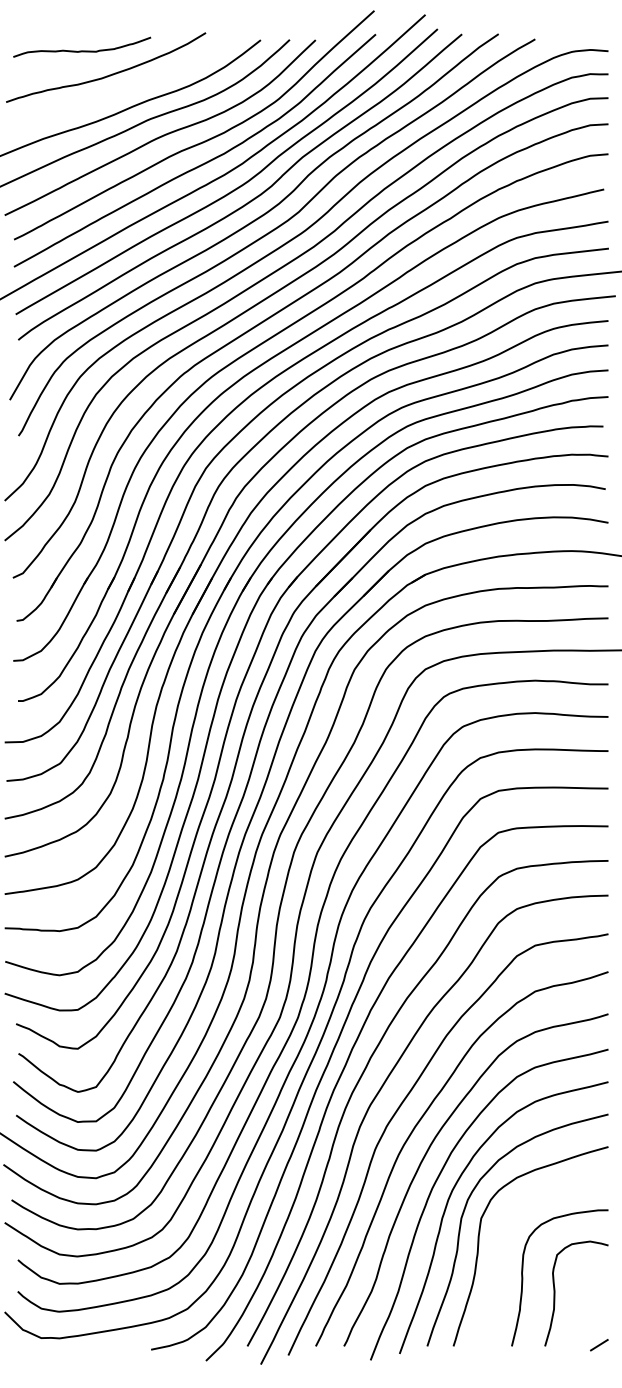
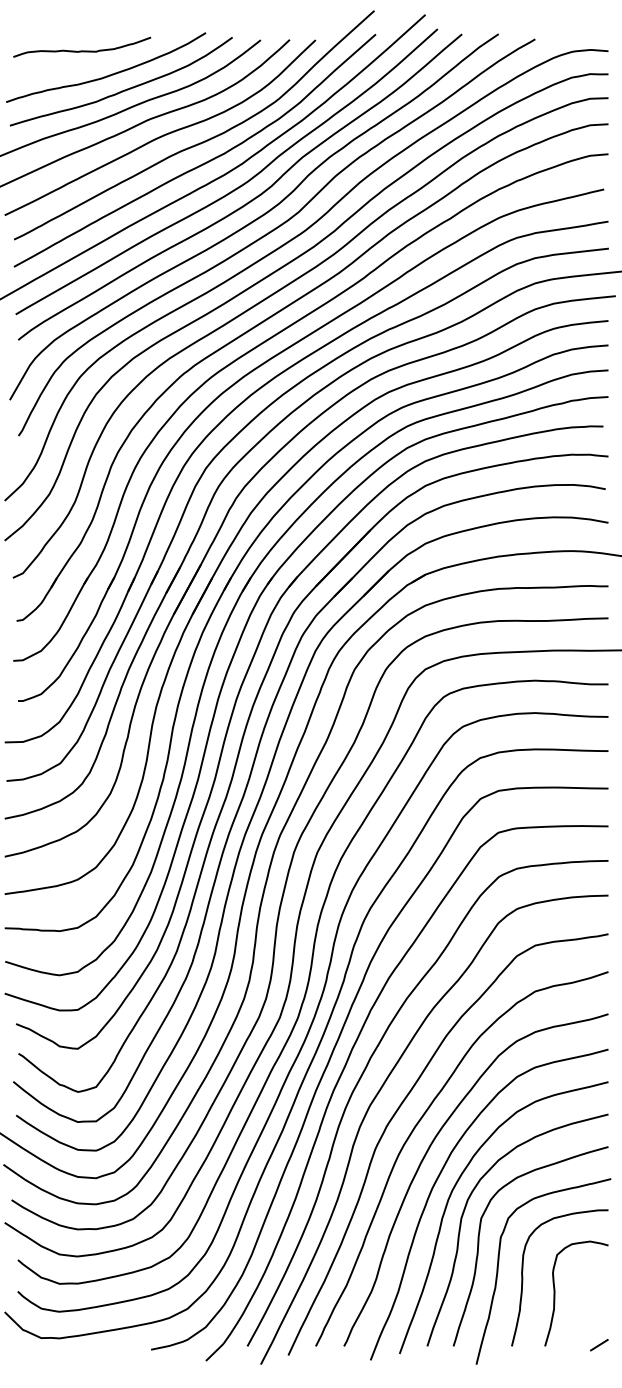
curve: none -> present (124, 89)
curve: none -> present (499, 1262)
